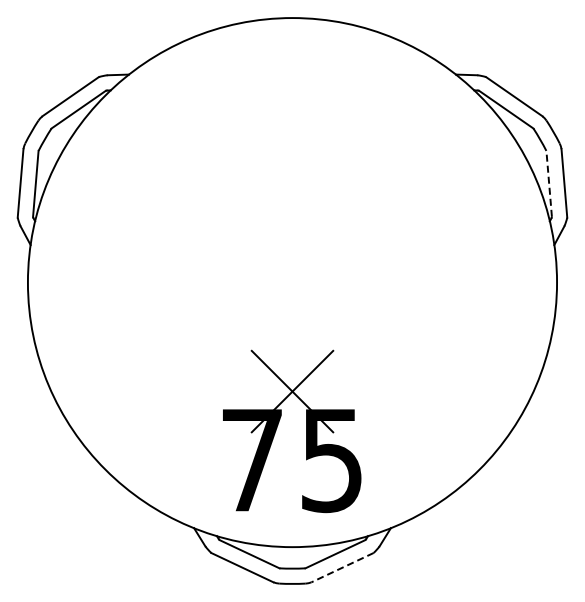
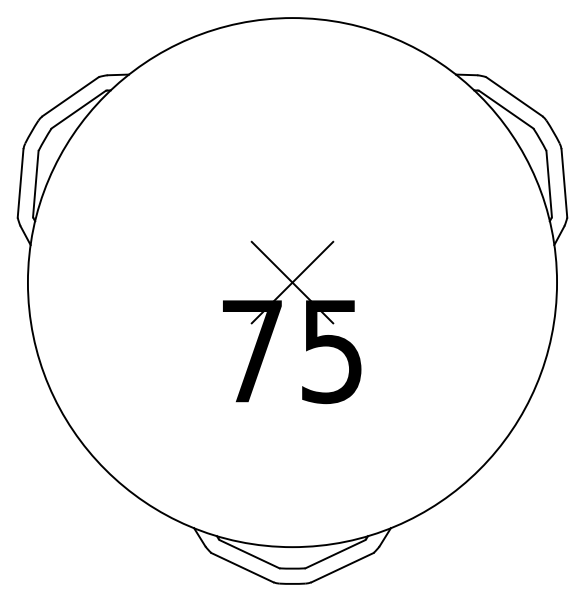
line: dashed -> solid (549, 183)
part position: (306, 431) -> (306, 322) (306, 322)
line: dashed -> solid (342, 567)
